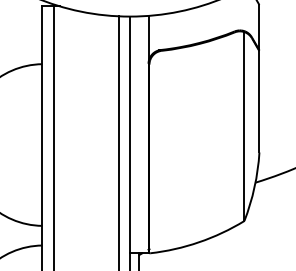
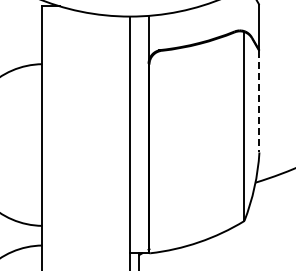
line: solid -> dashed (259, 101)
line: present -> none (53, 136)
line: present -> none (118, 141)
